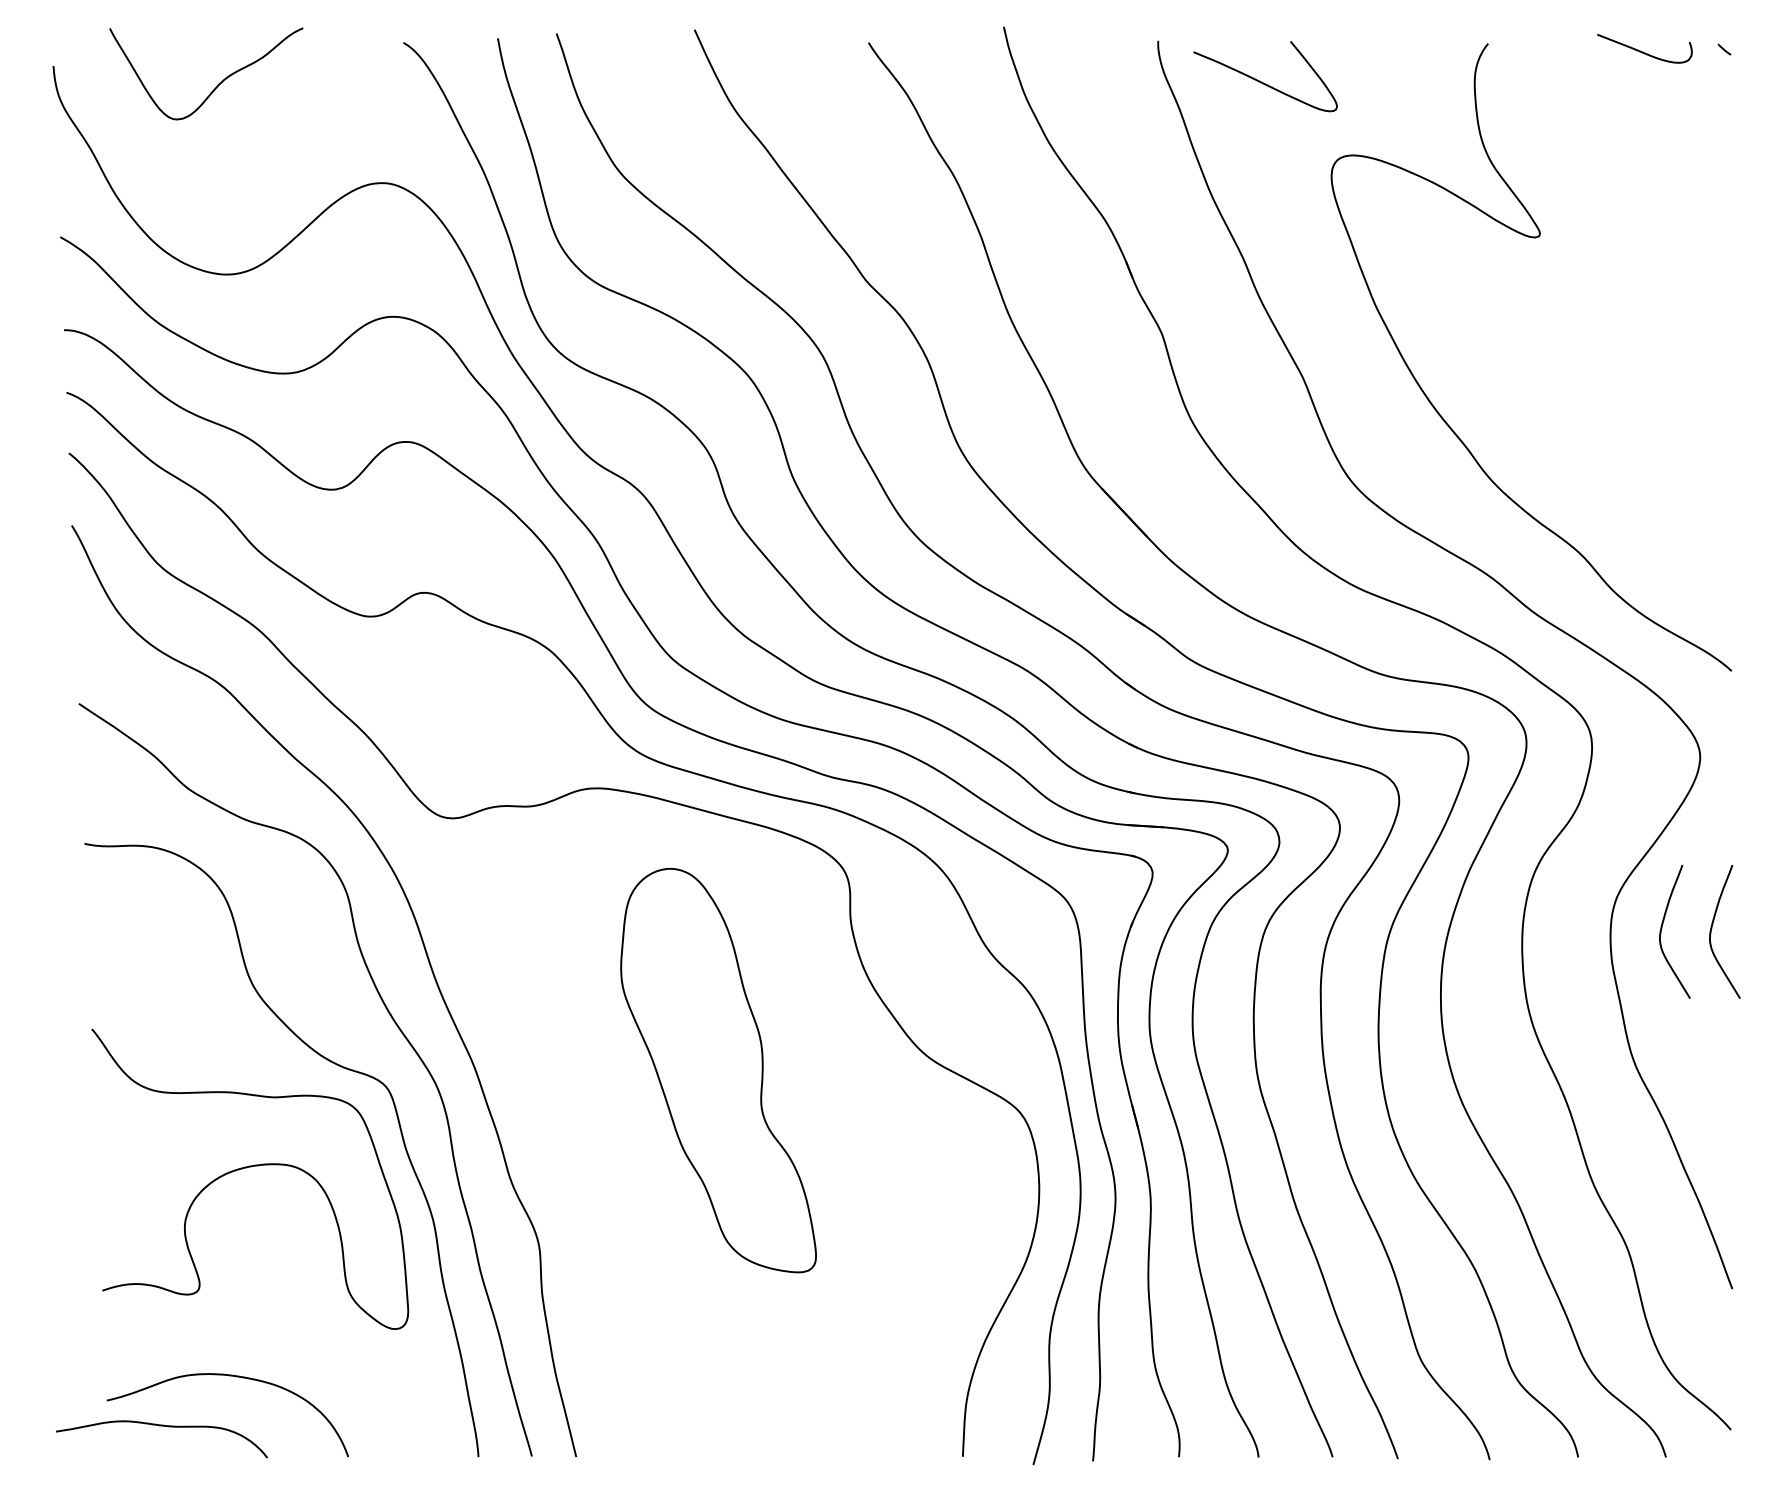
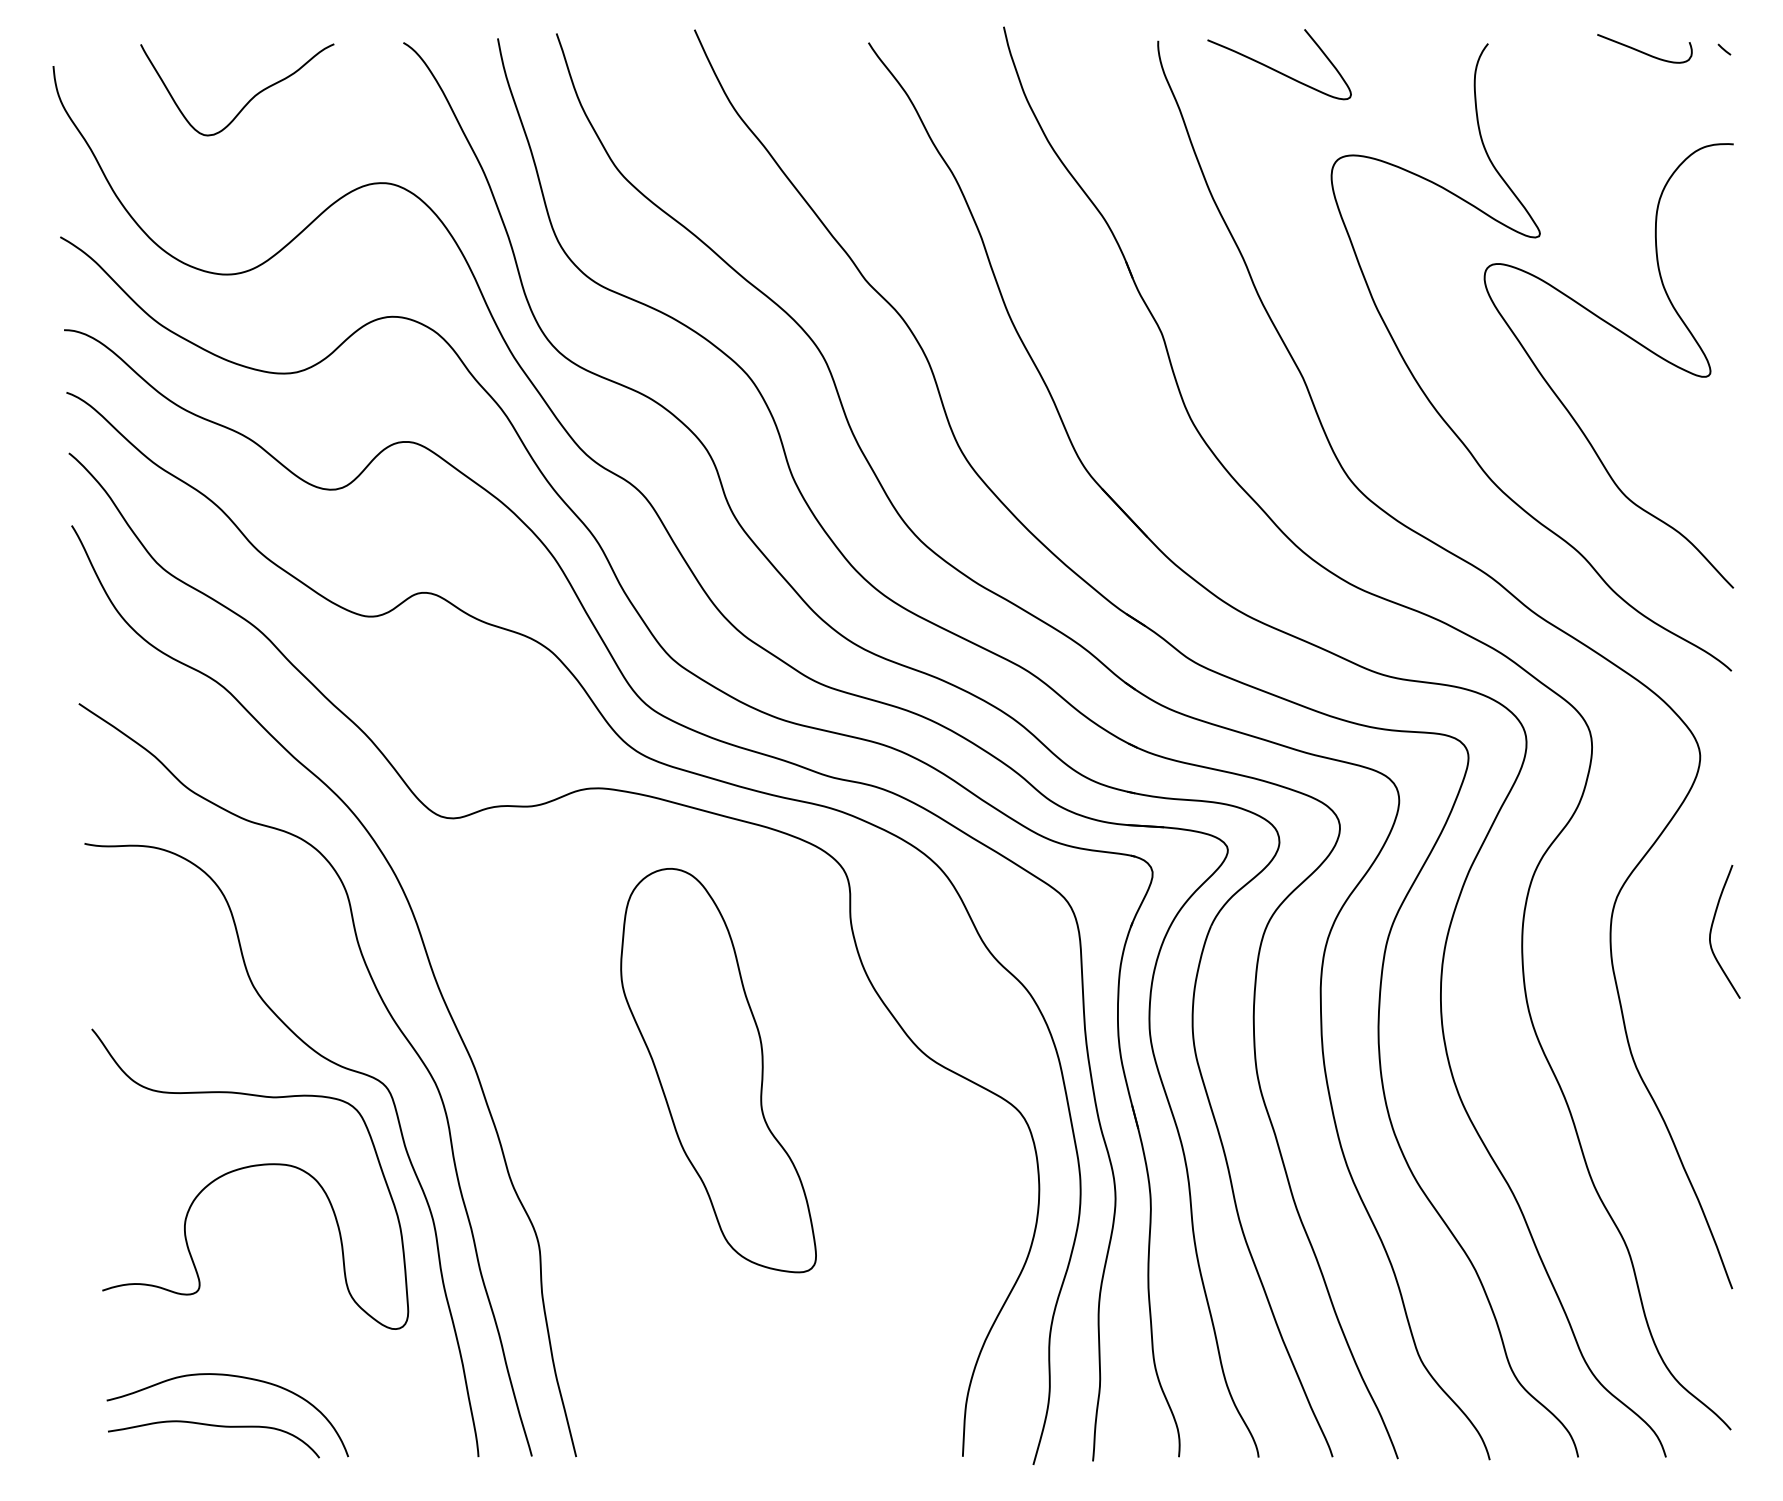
curve position: (1263, 82) -> (1277, 70) (1277, 70)
curve position: (218, 83) -> (249, 99) (249, 99)
curve: none -> present (1626, 336)
curve: present -> none (1662, 928)
curve position: (161, 1426) -> (213, 1426) (213, 1426)
